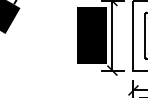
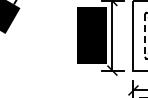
line: solid -> dashed (145, 35)
